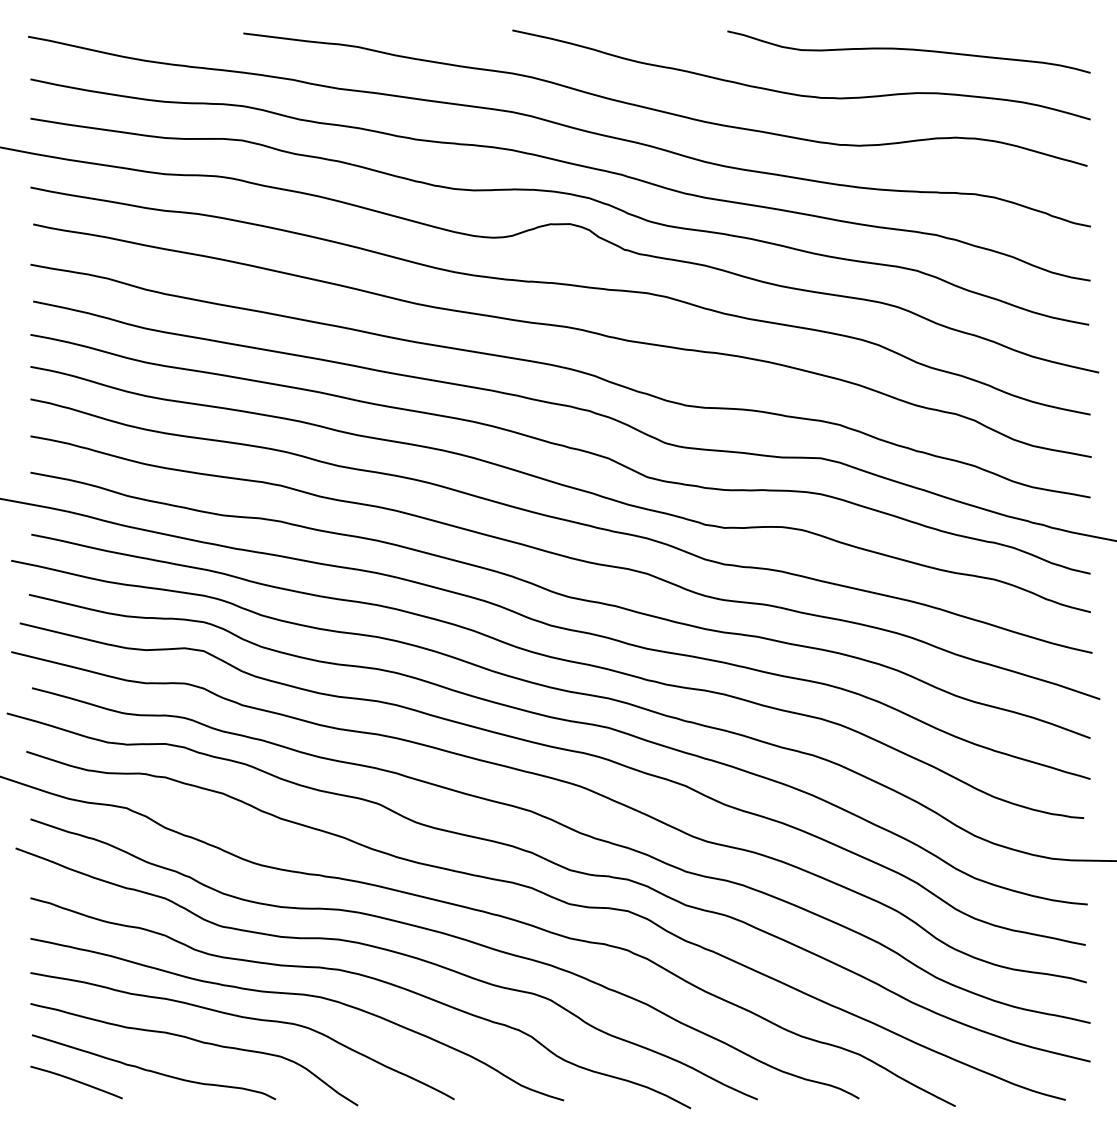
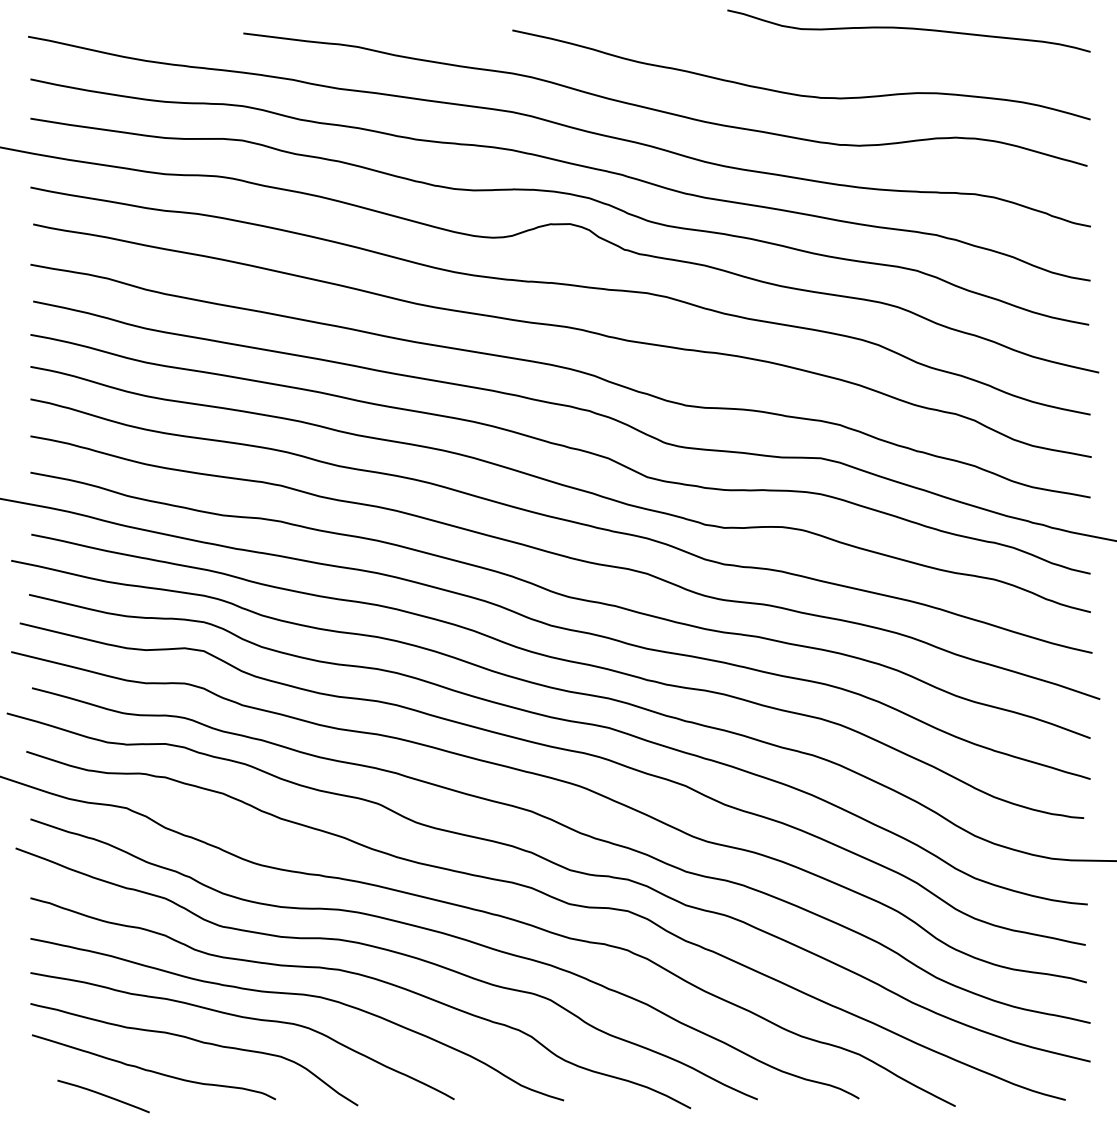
curve position: (908, 50) -> (908, 29) (908, 29)
curve position: (76, 1081) -> (103, 1095) (103, 1095)
